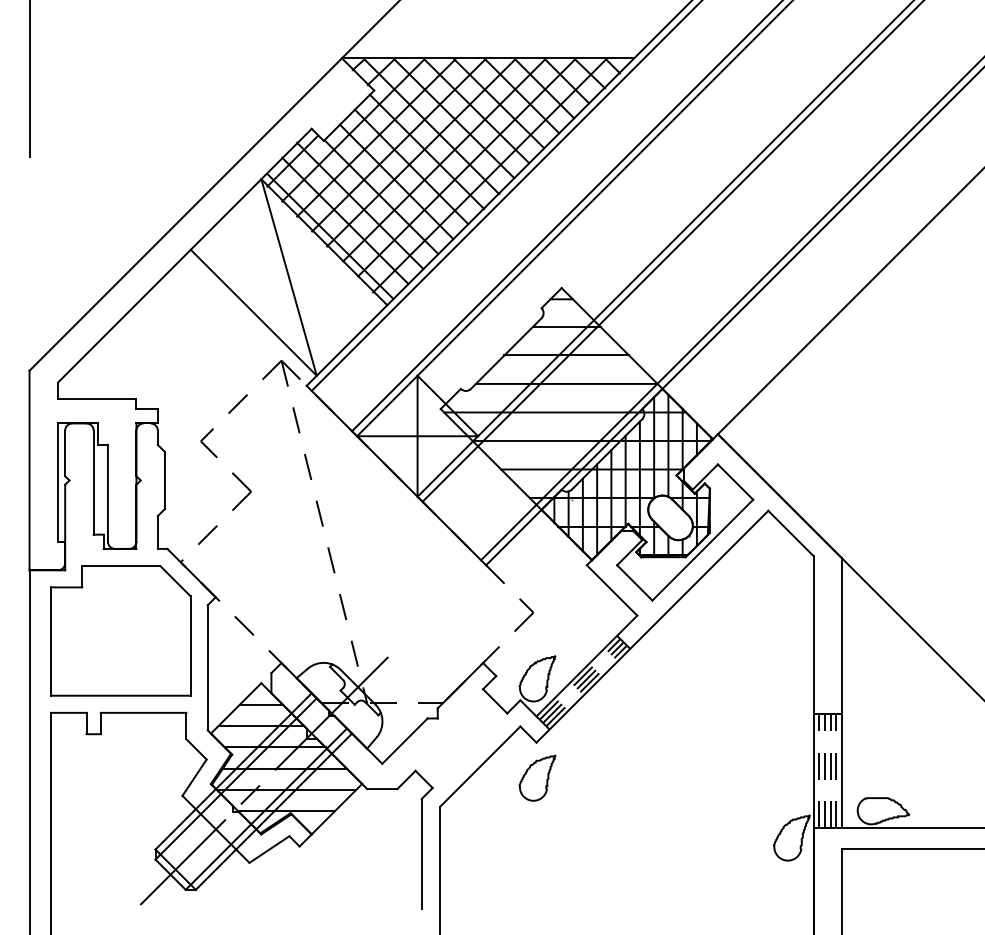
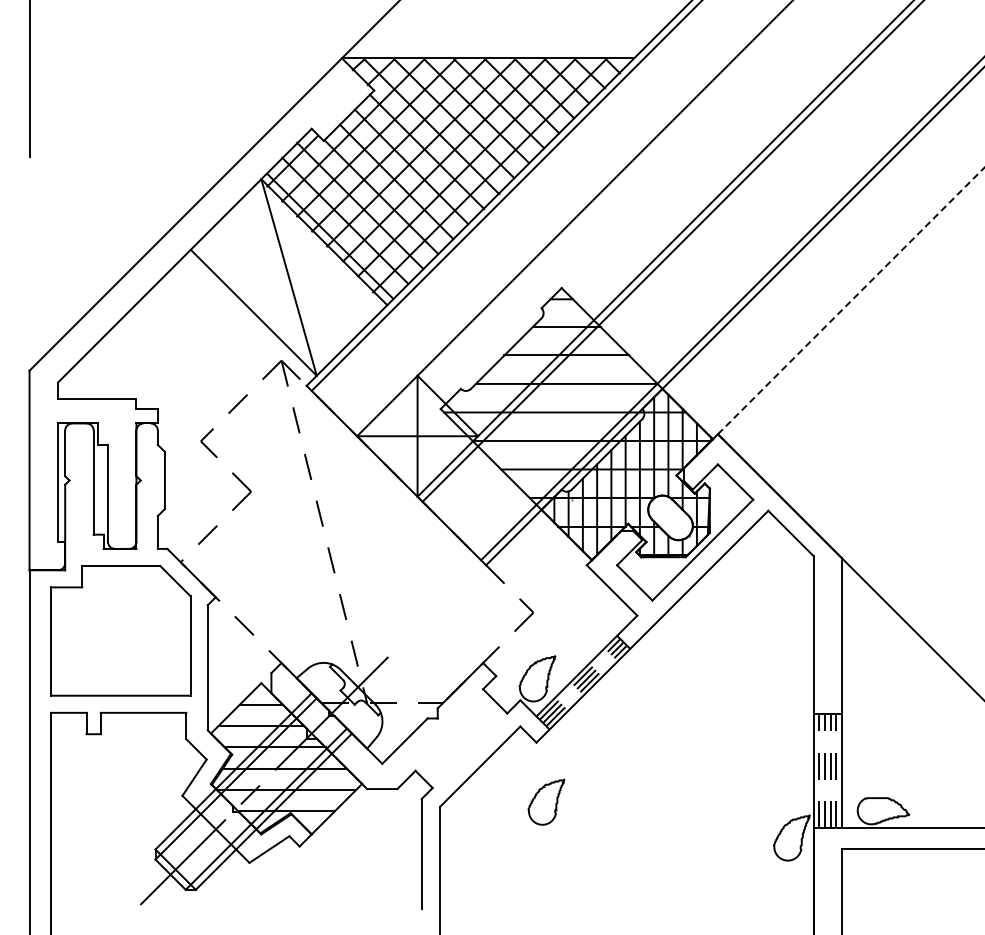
line: present -> none (566, 216)
line: solid -> dashed (851, 300)
part position: (537, 777) -> (546, 801) (546, 801)
